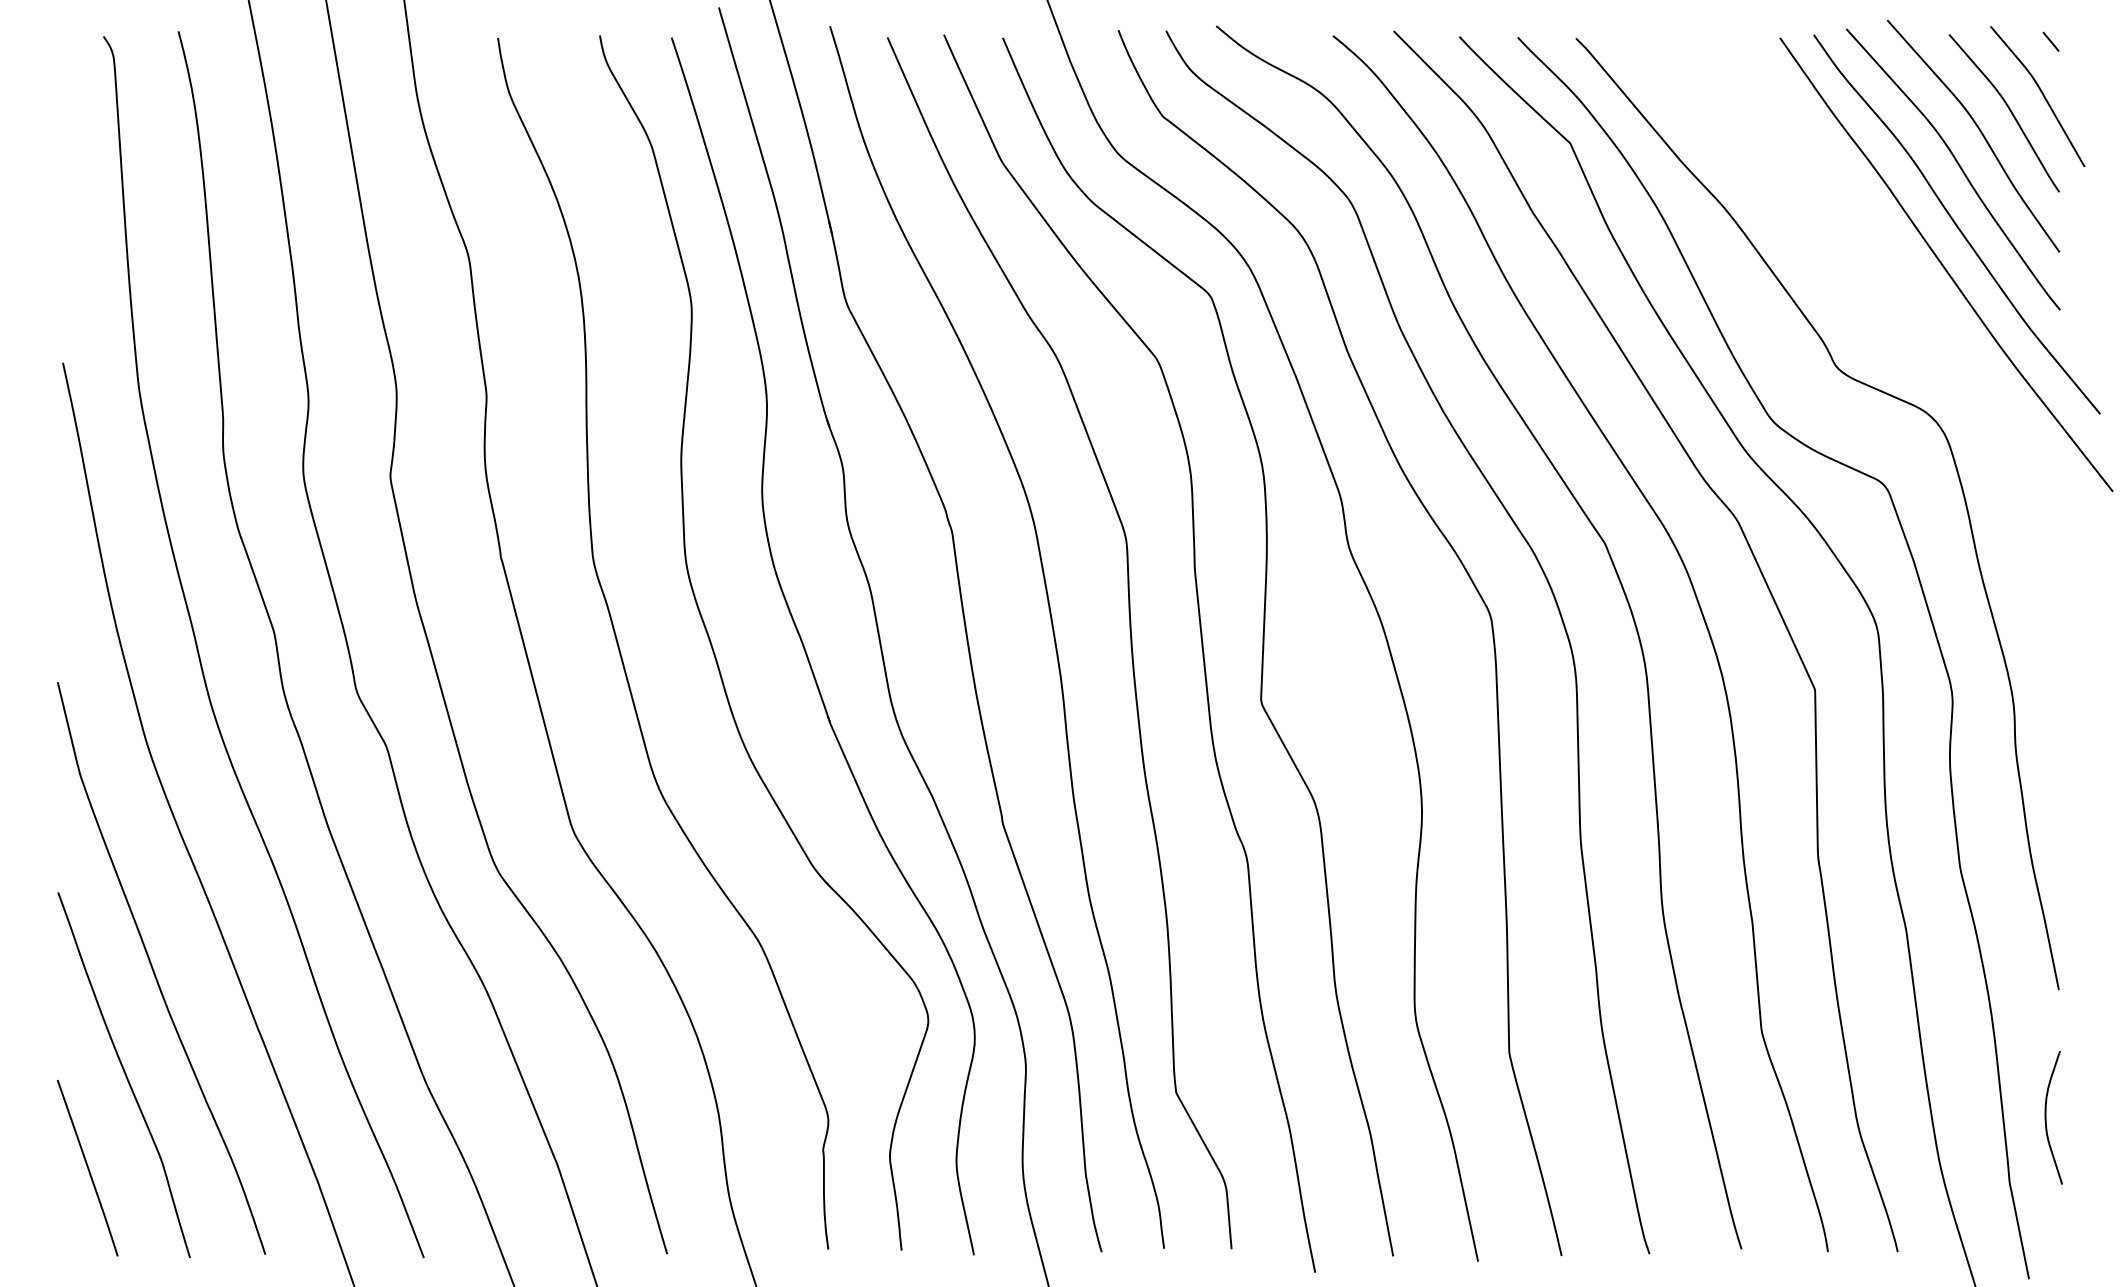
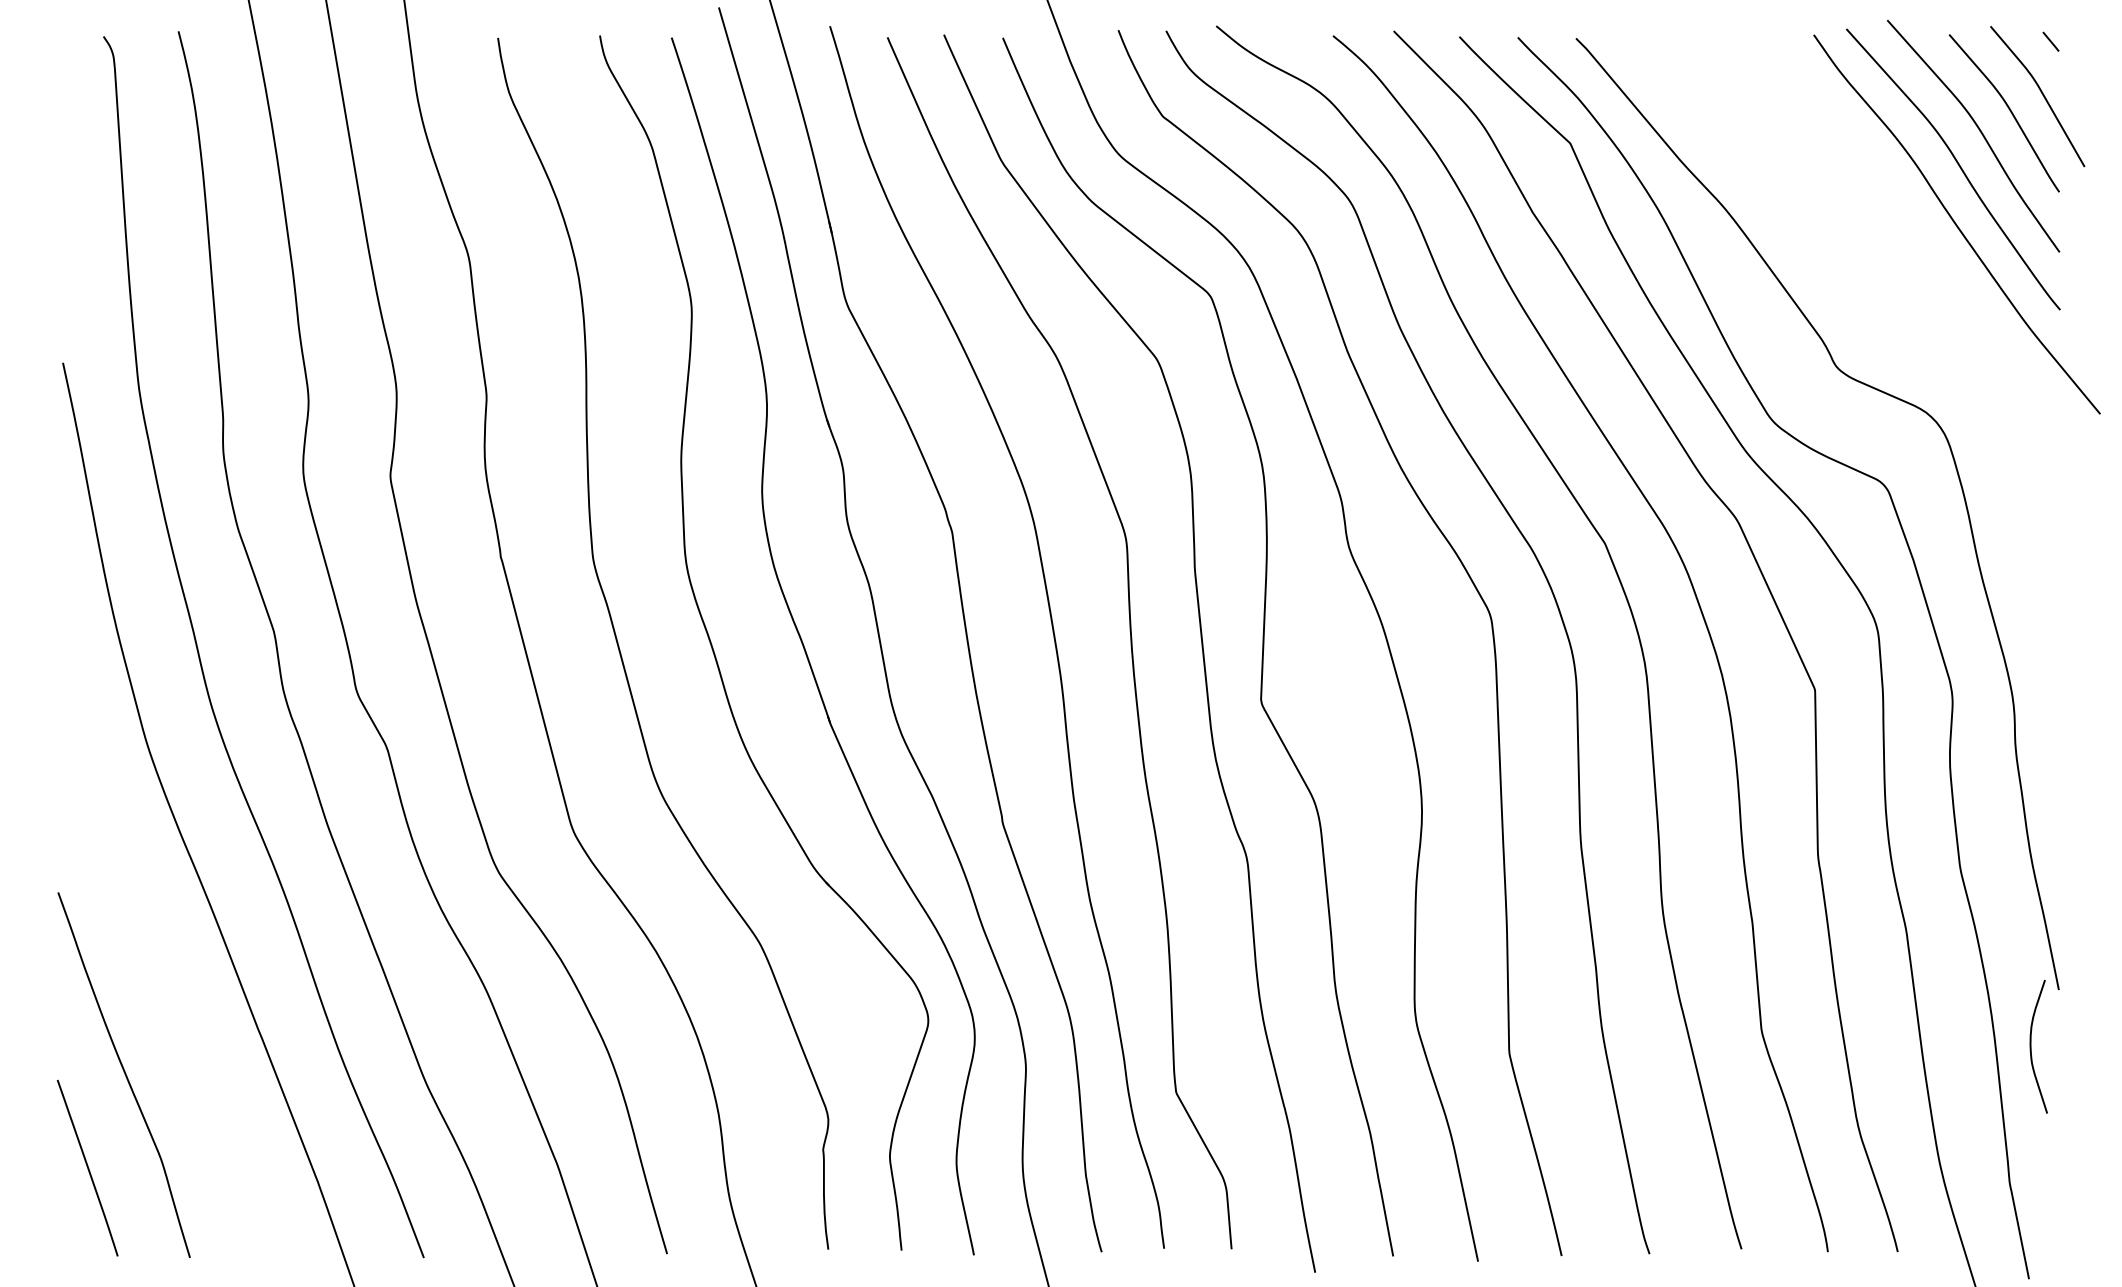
curve: present -> none (1944, 266)
curve: present -> none (154, 970)
curve position: (2046, 1117) -> (2031, 1046) (2031, 1046)
